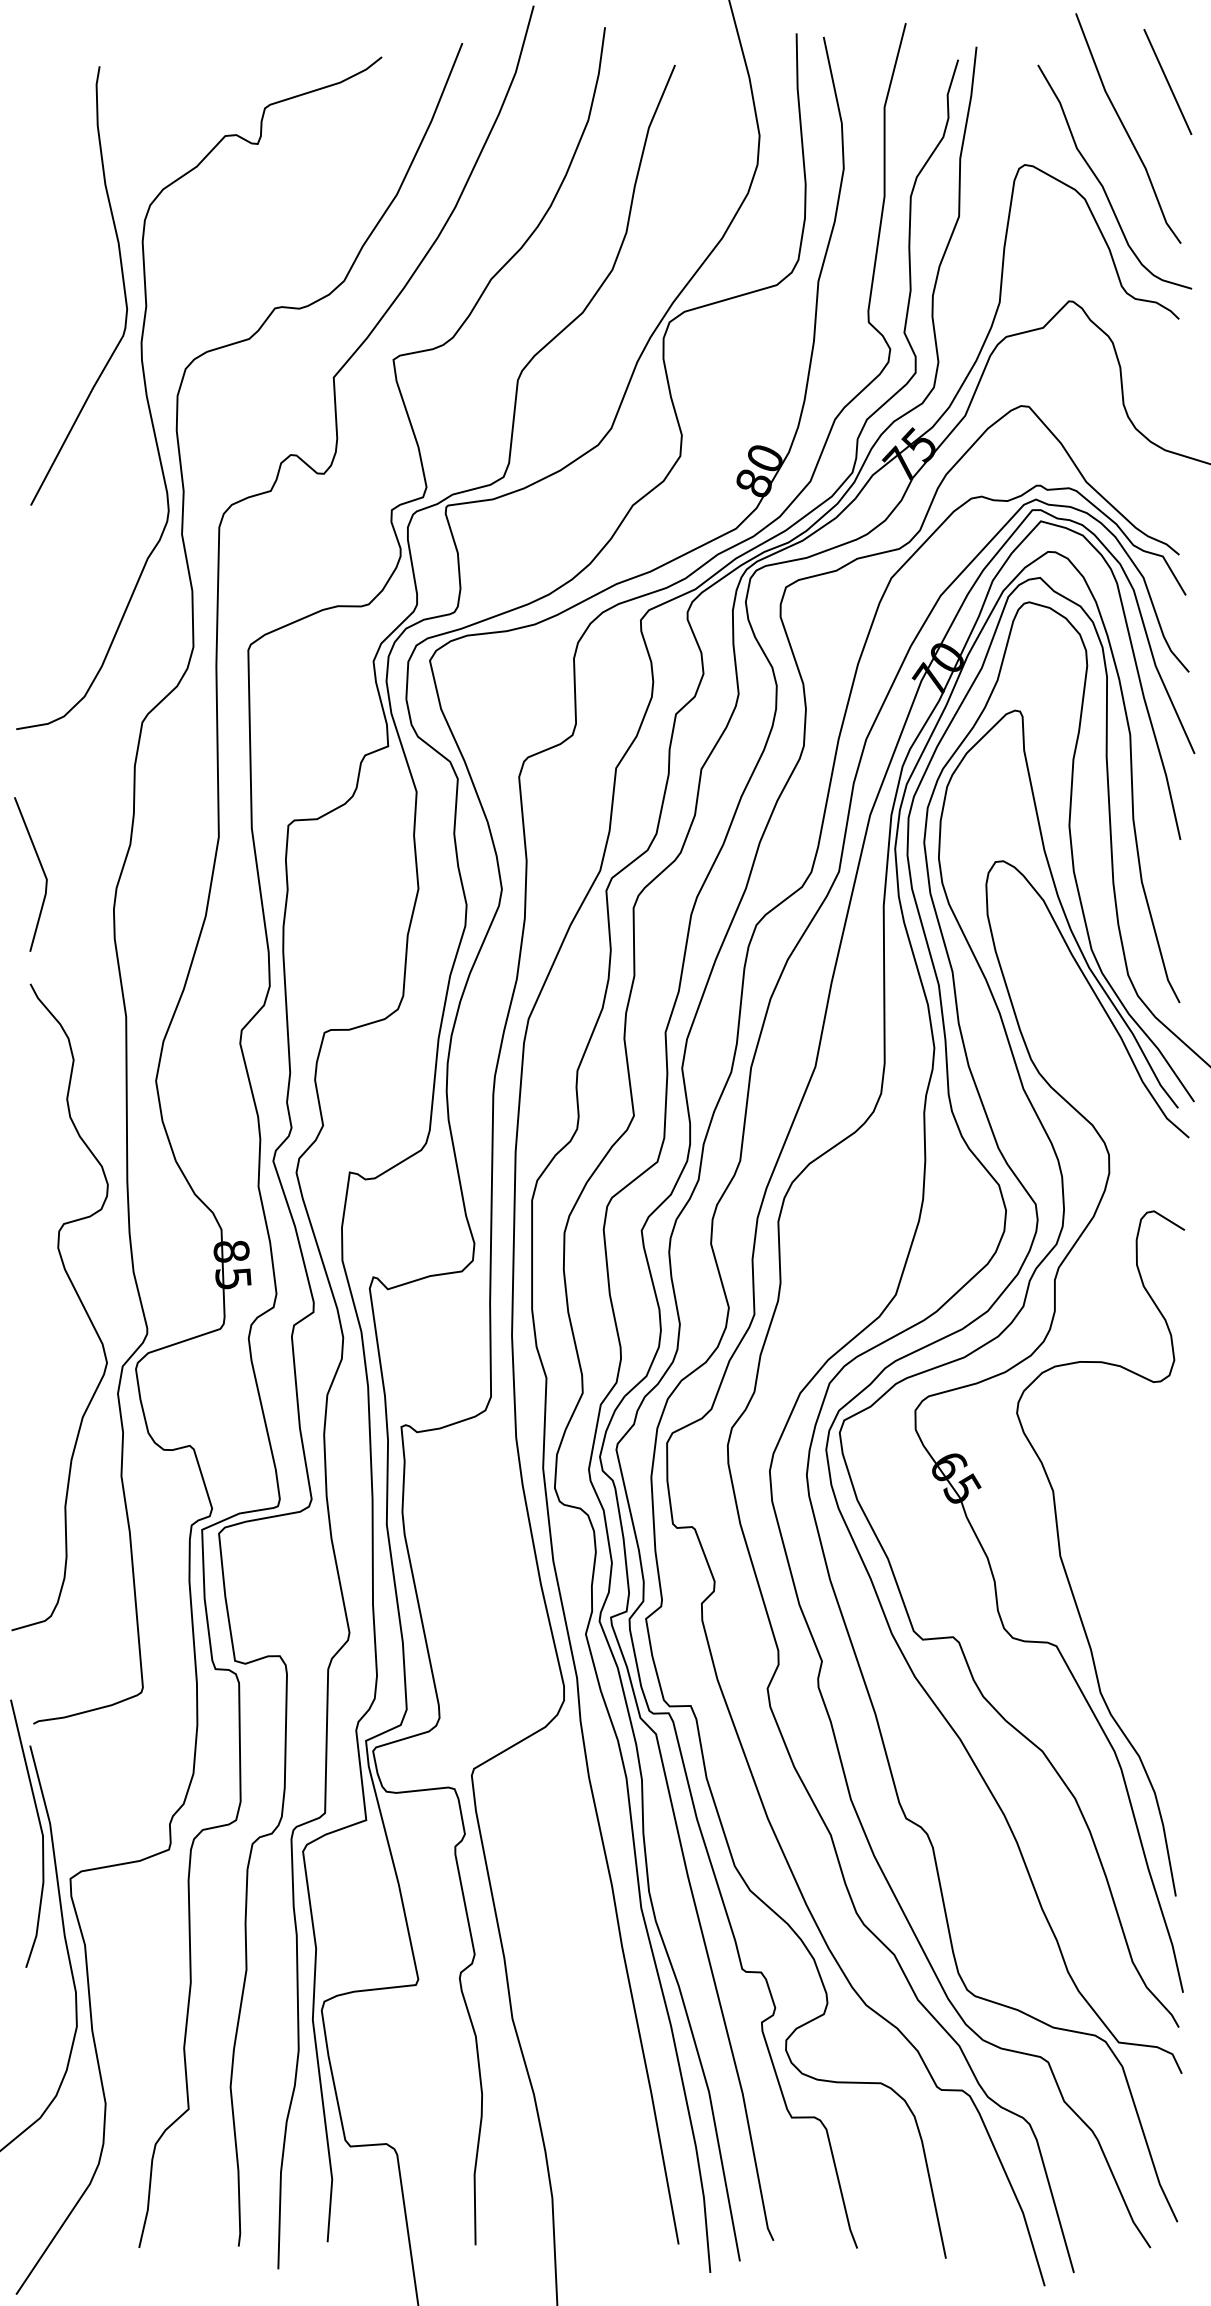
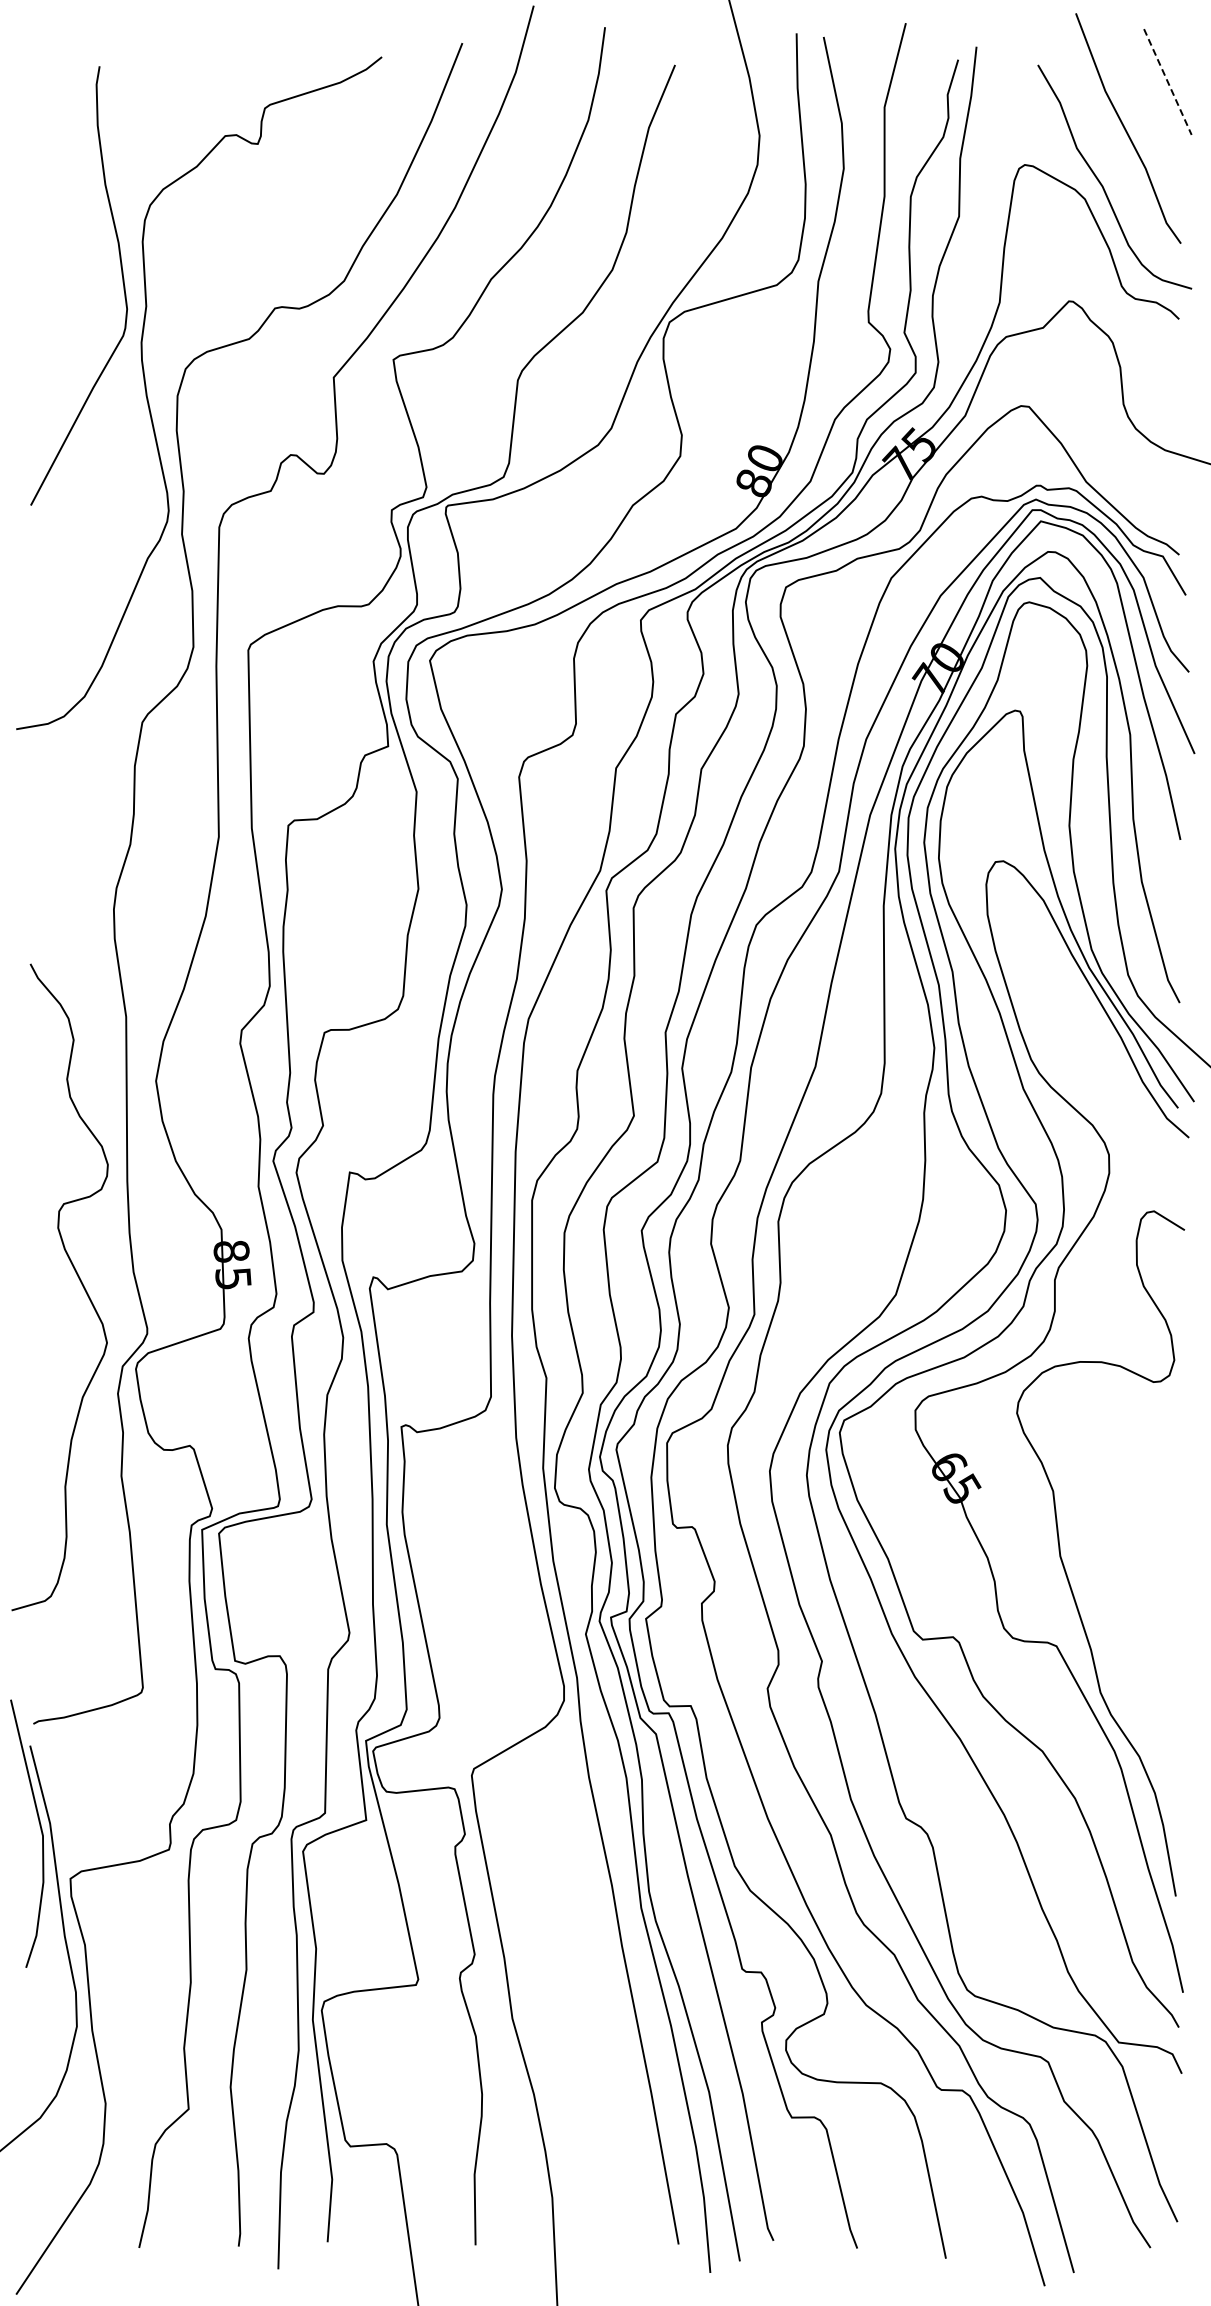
line: solid -> dashed (1168, 82)
line: present -> none (42, 871)
curve position: (78, 1298) -> (78, 1278) (78, 1278)
